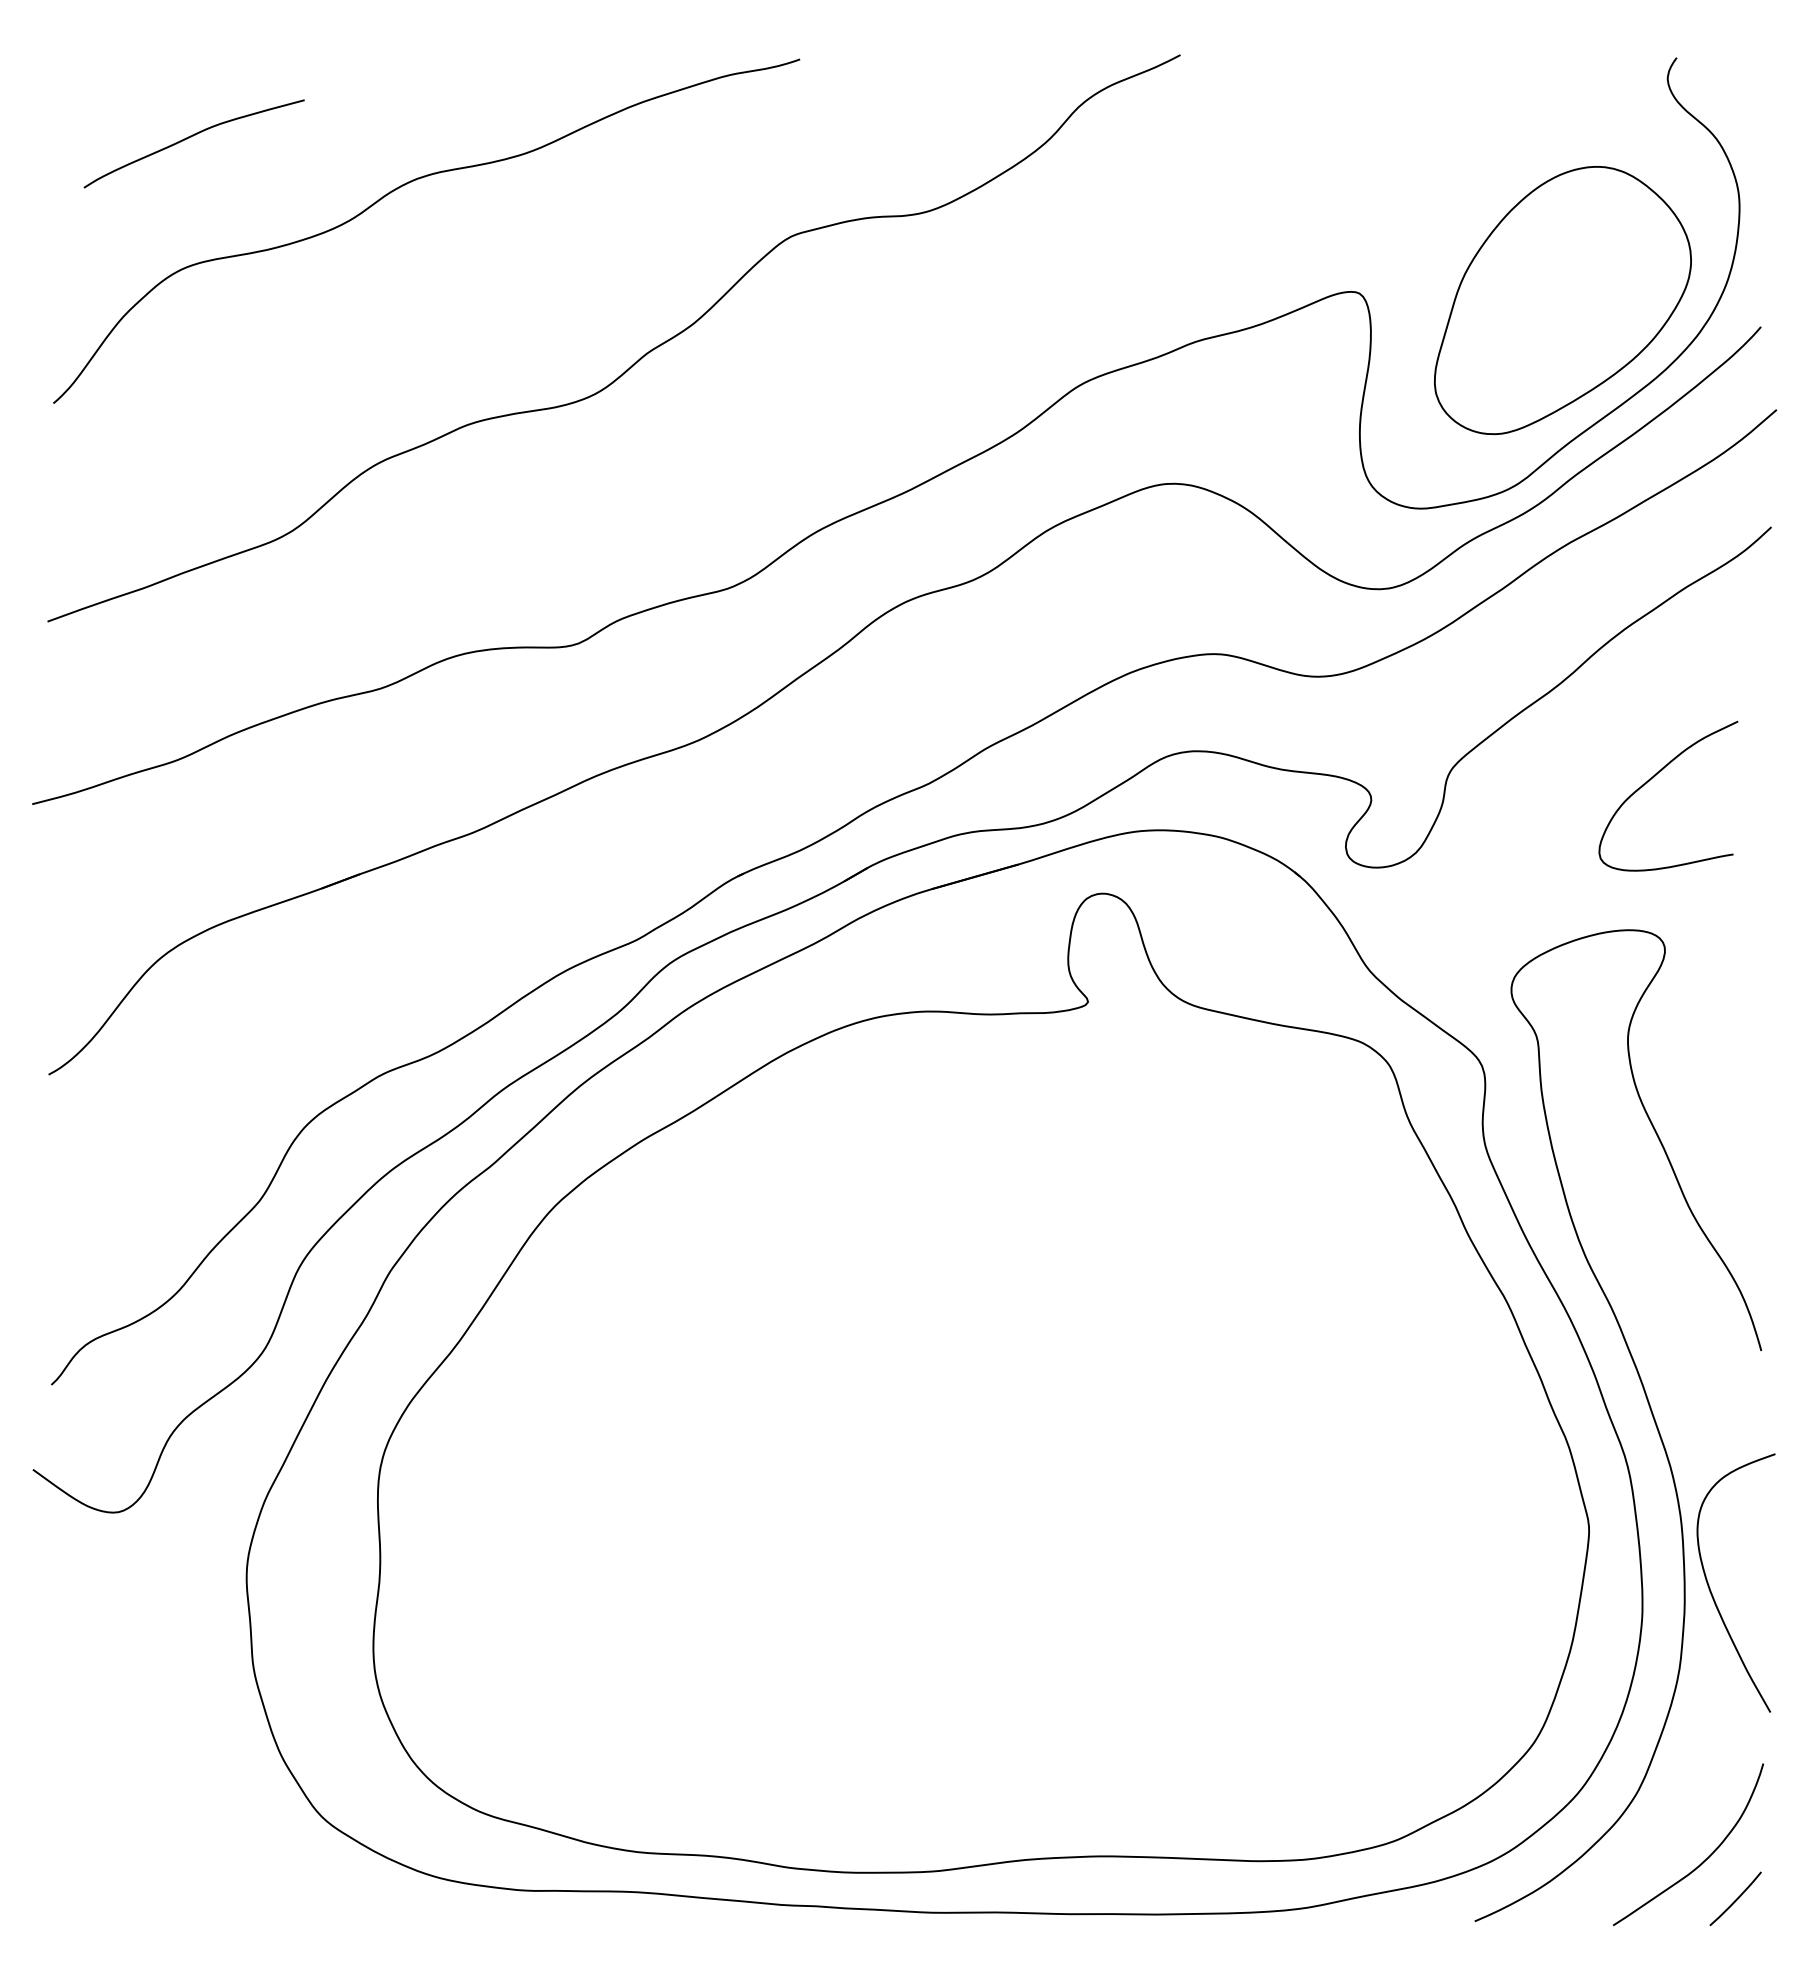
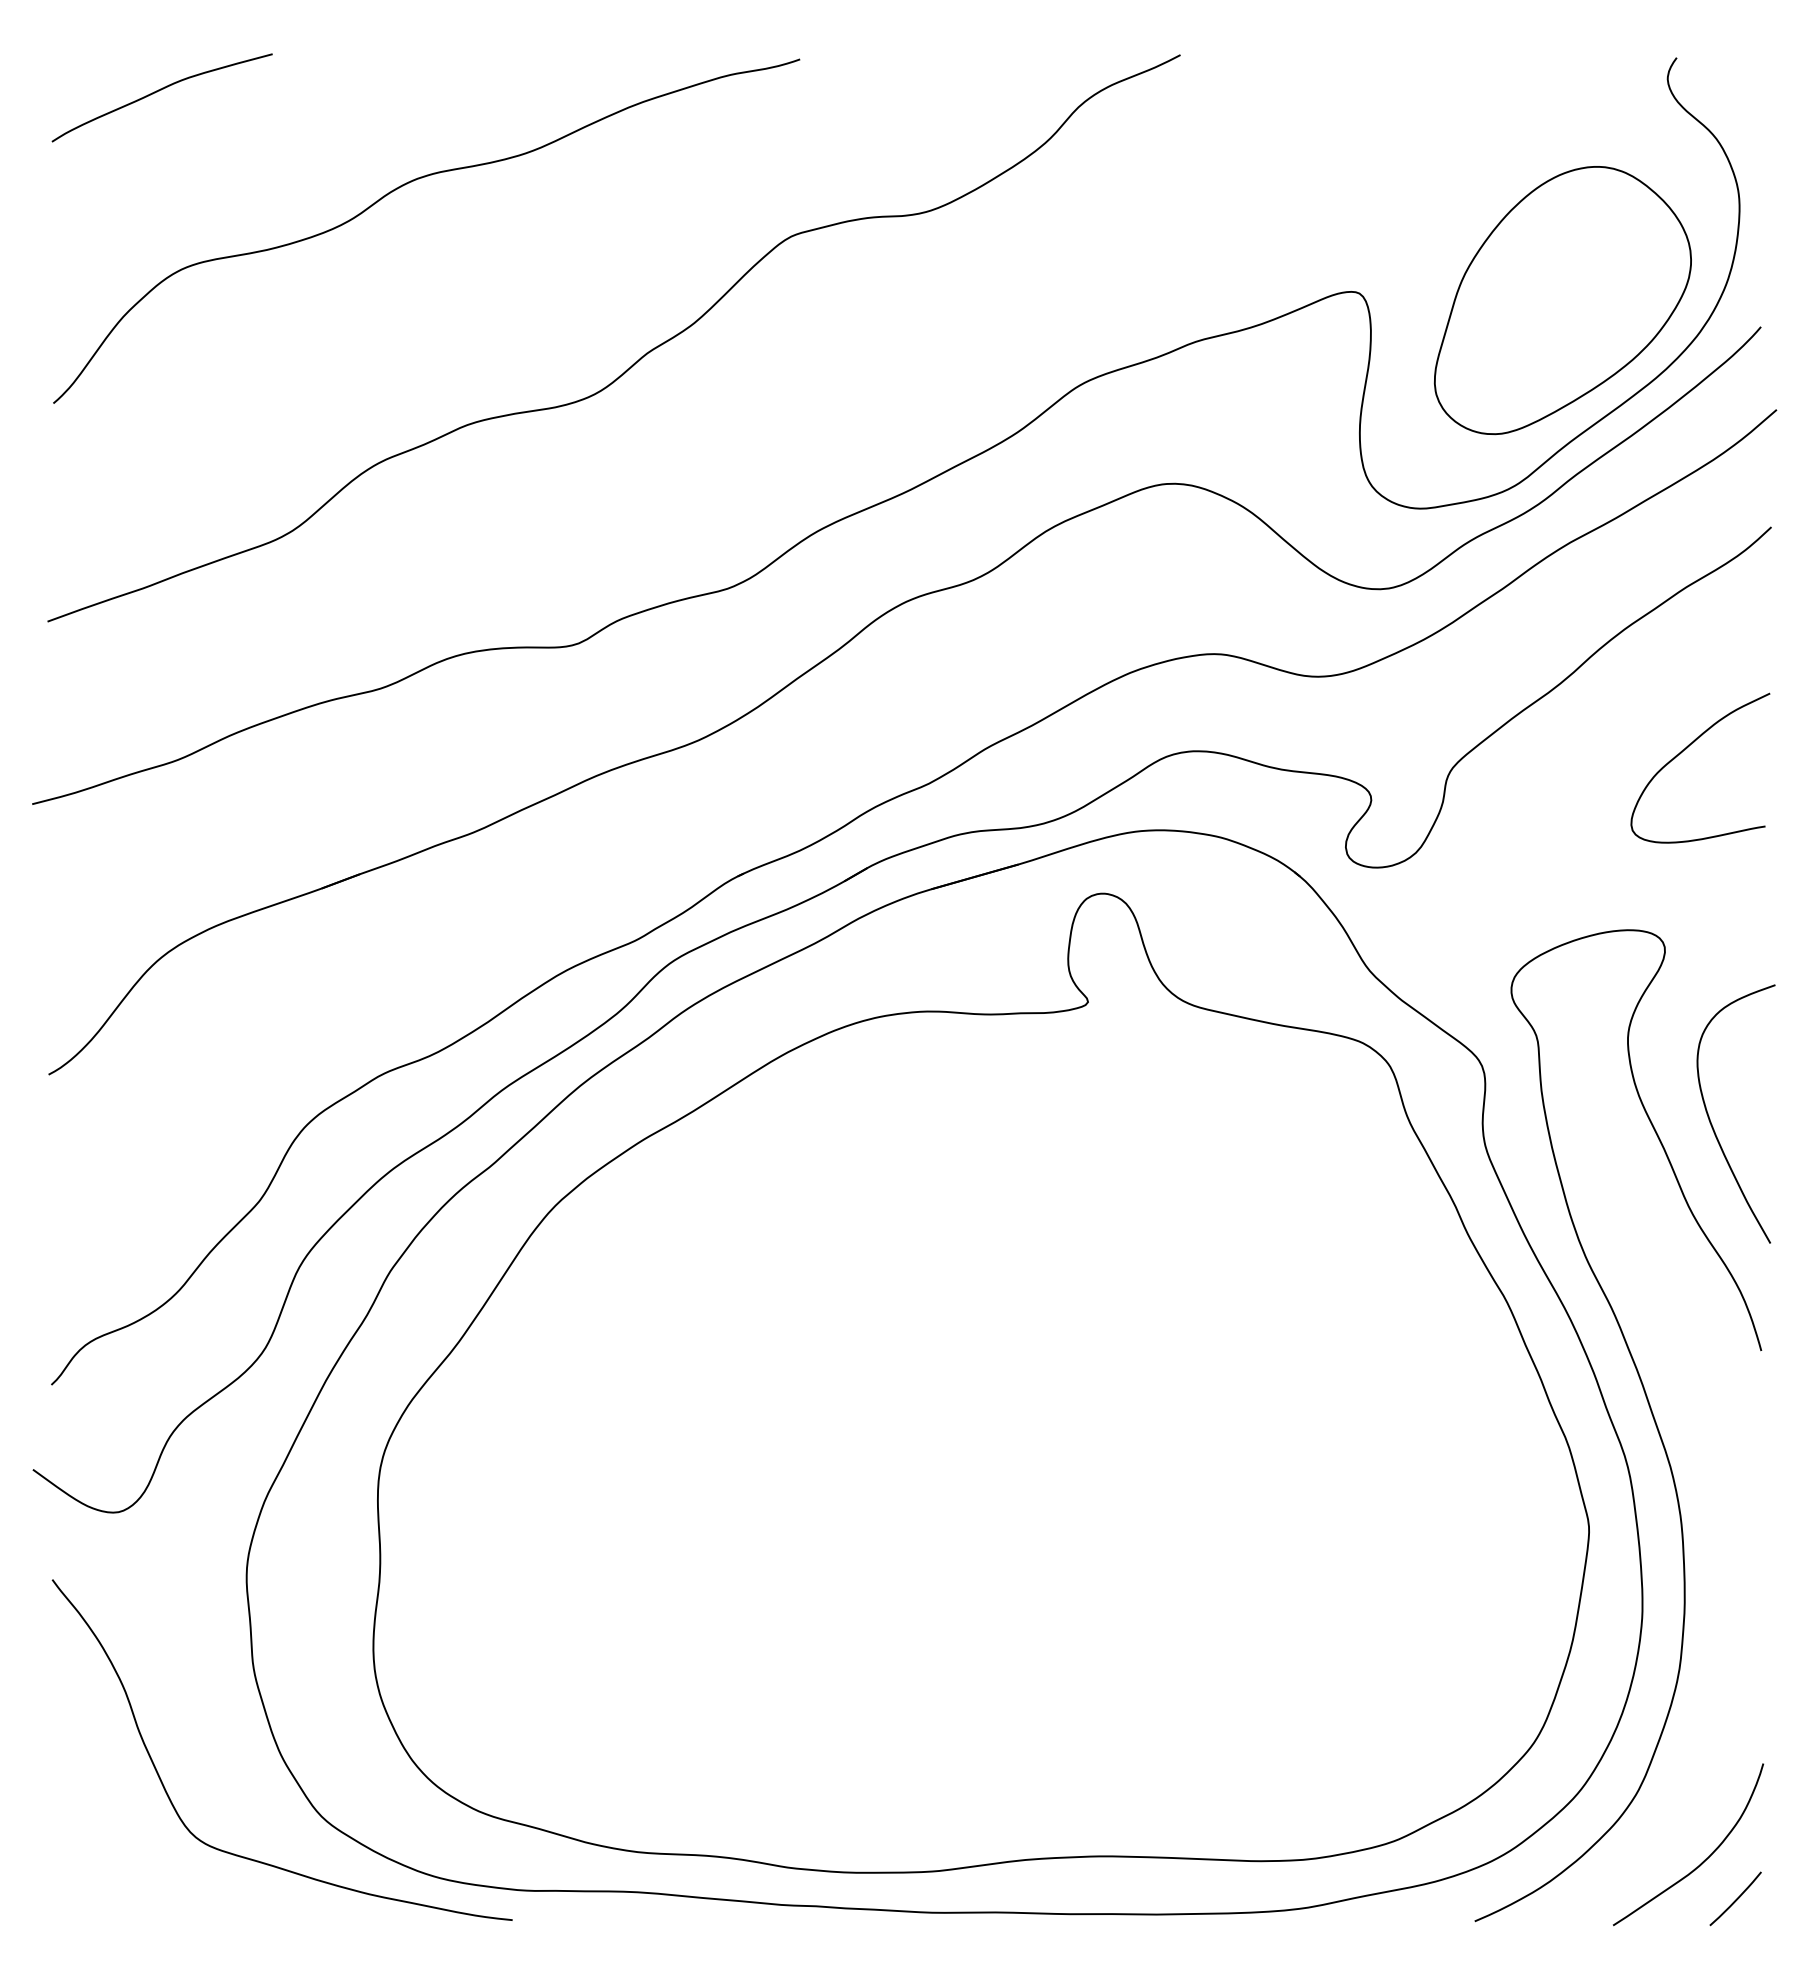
curve position: (191, 137) -> (159, 91) (159, 91)
curve position: (1654, 777) -> (1686, 749) (1686, 749)
curve position: (1711, 1590) -> (1711, 1121) (1711, 1121)
curve: none -> present (248, 1857)
